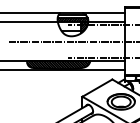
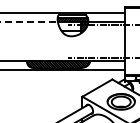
line: solid -> dashed (29, 22)
line: present -> none (72, 41)
